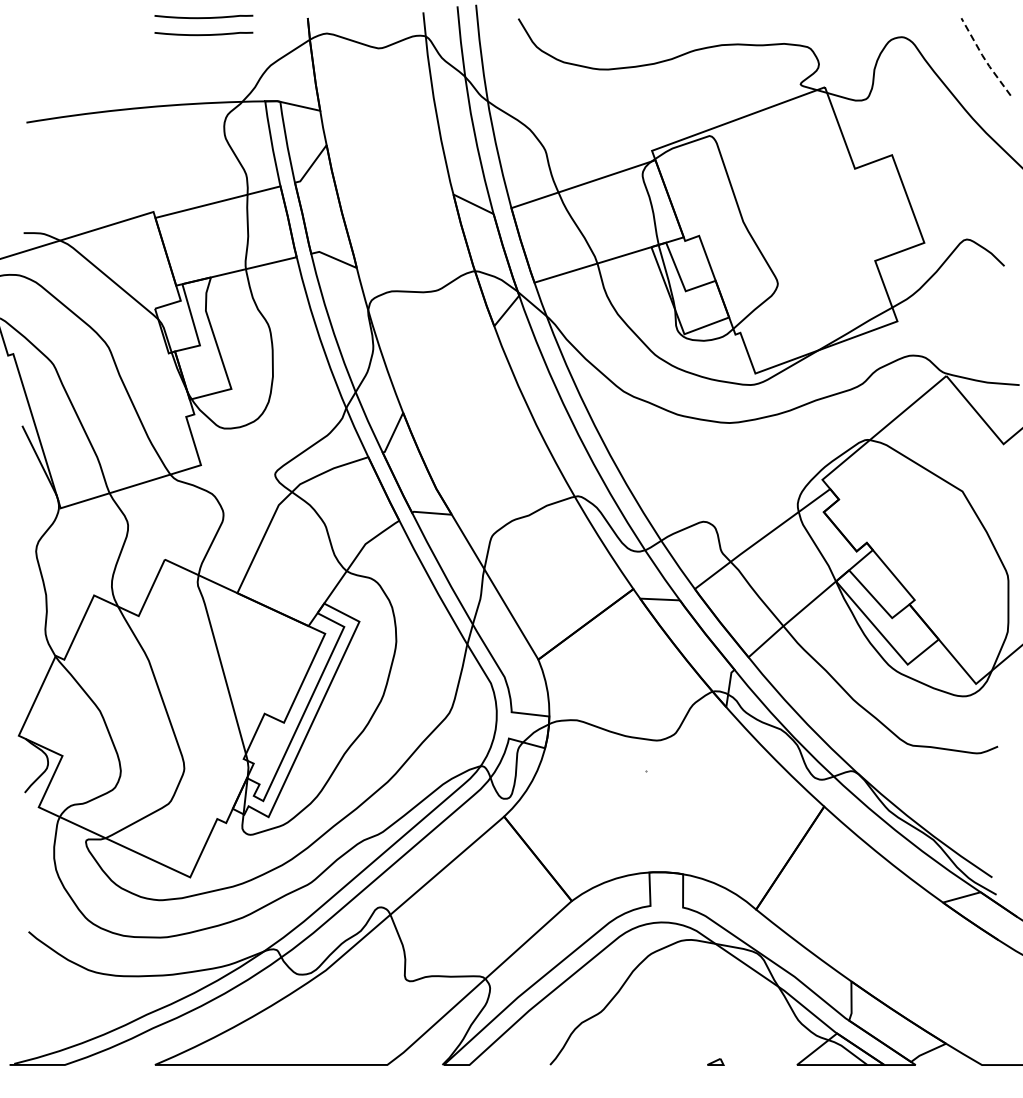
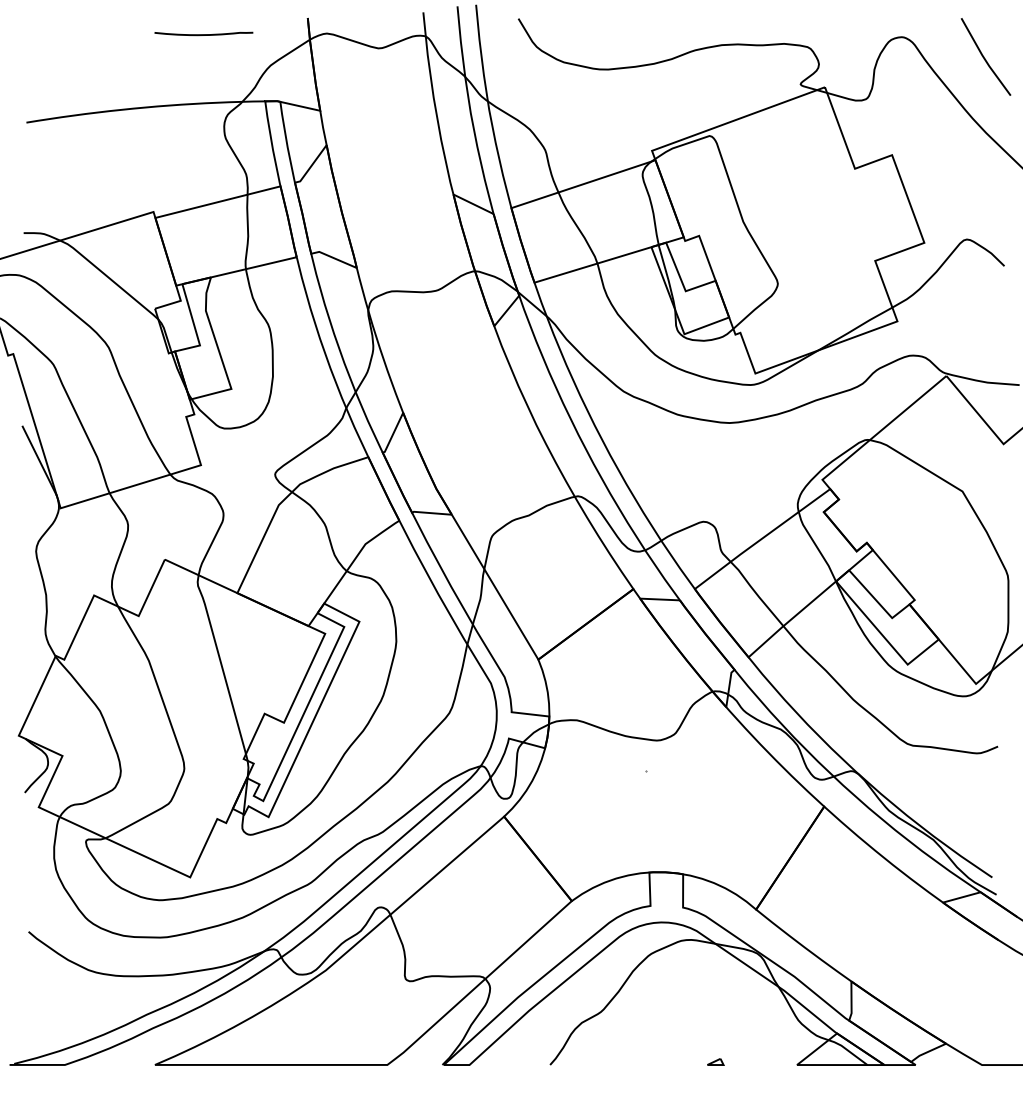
curve: present -> none (203, 17)
line: dashed -> solid (984, 58)
